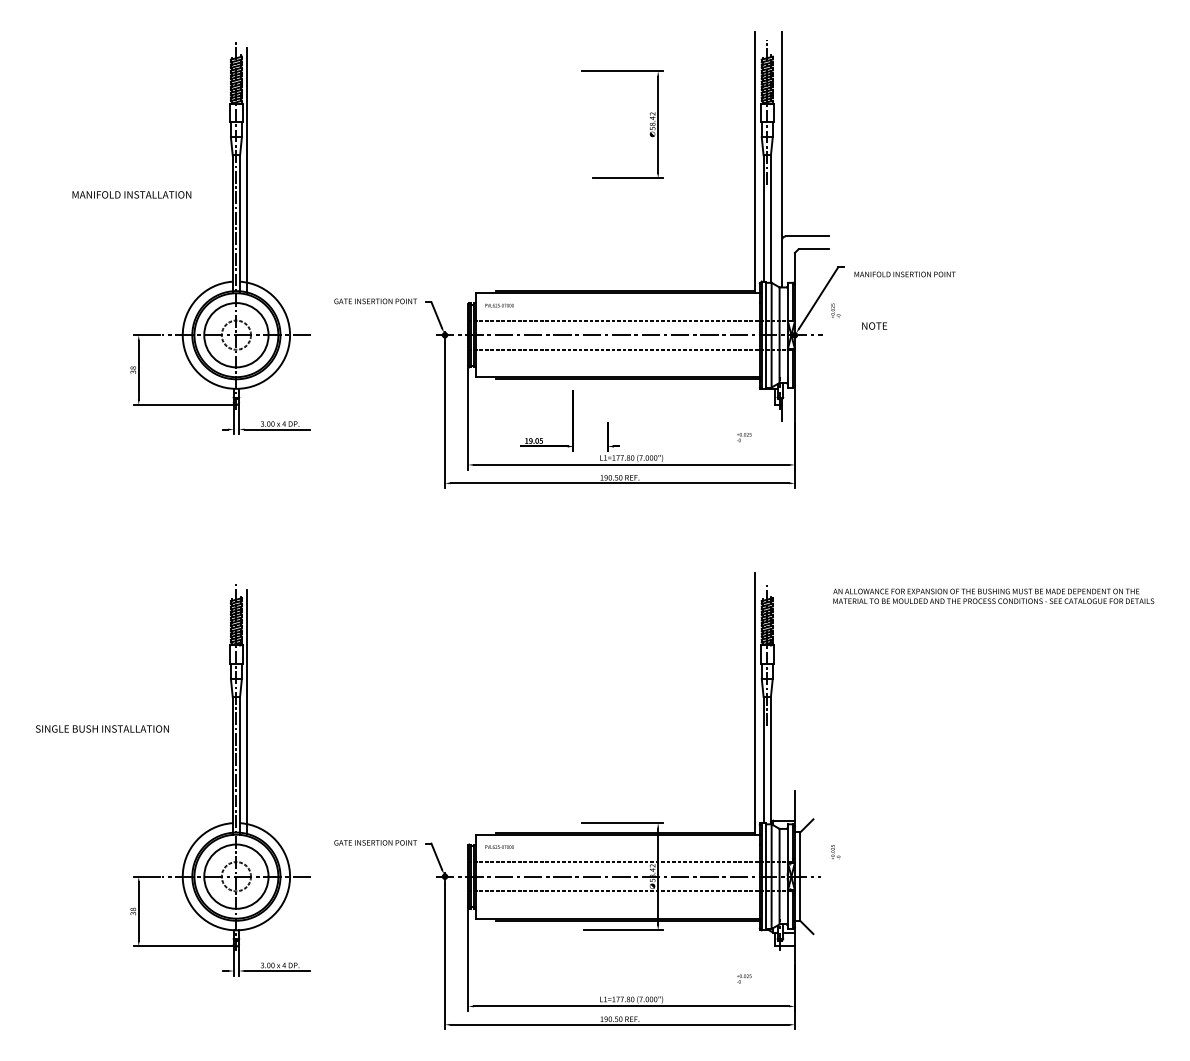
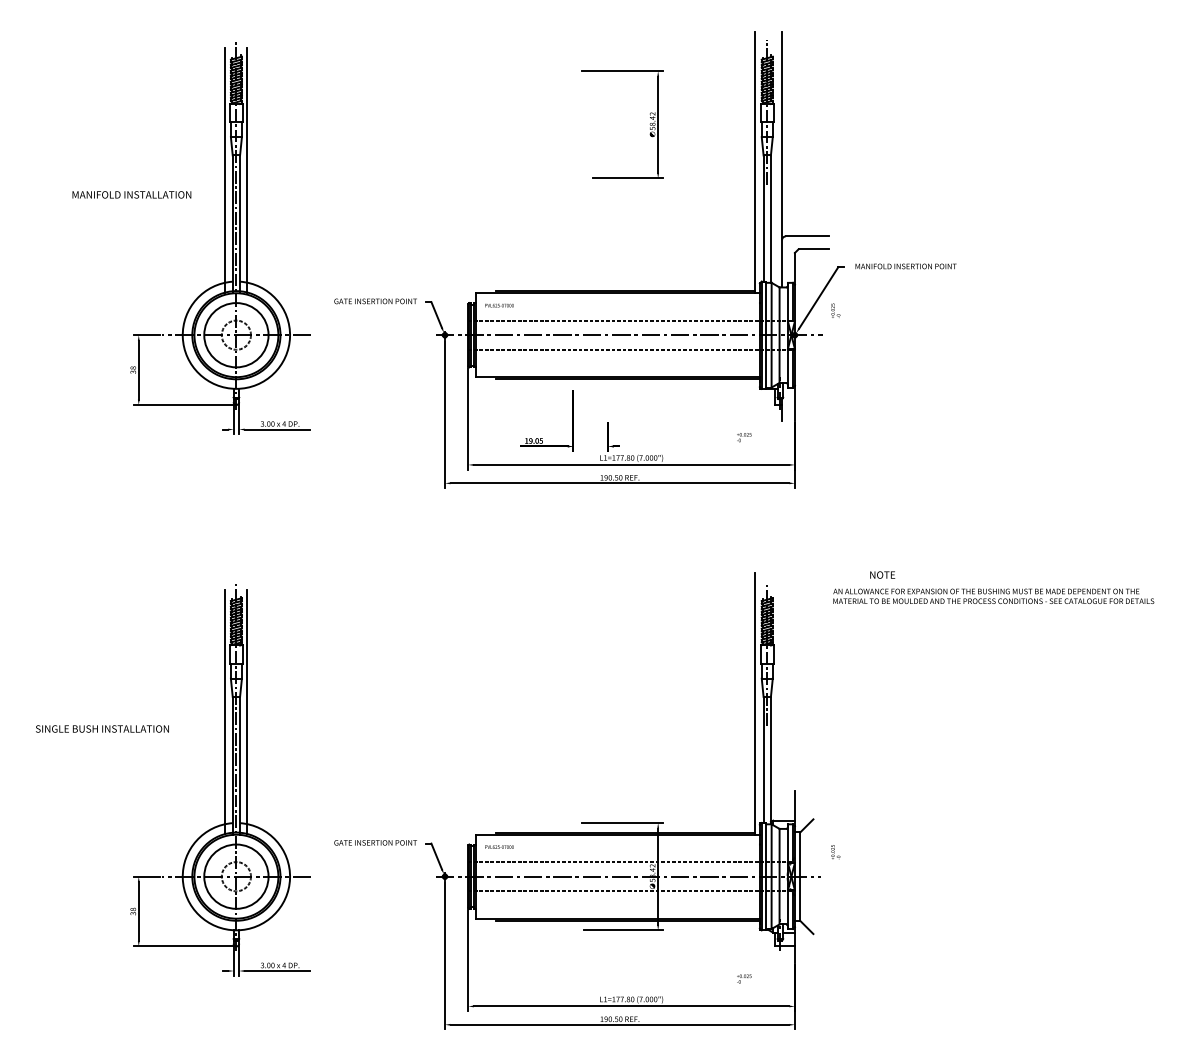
line: none -> present (225, 170)
text position: (904, 274) -> (905, 266) (905, 266)
text position: (874, 325) -> (882, 574) (882, 574)
line: none -> present (225, 711)
